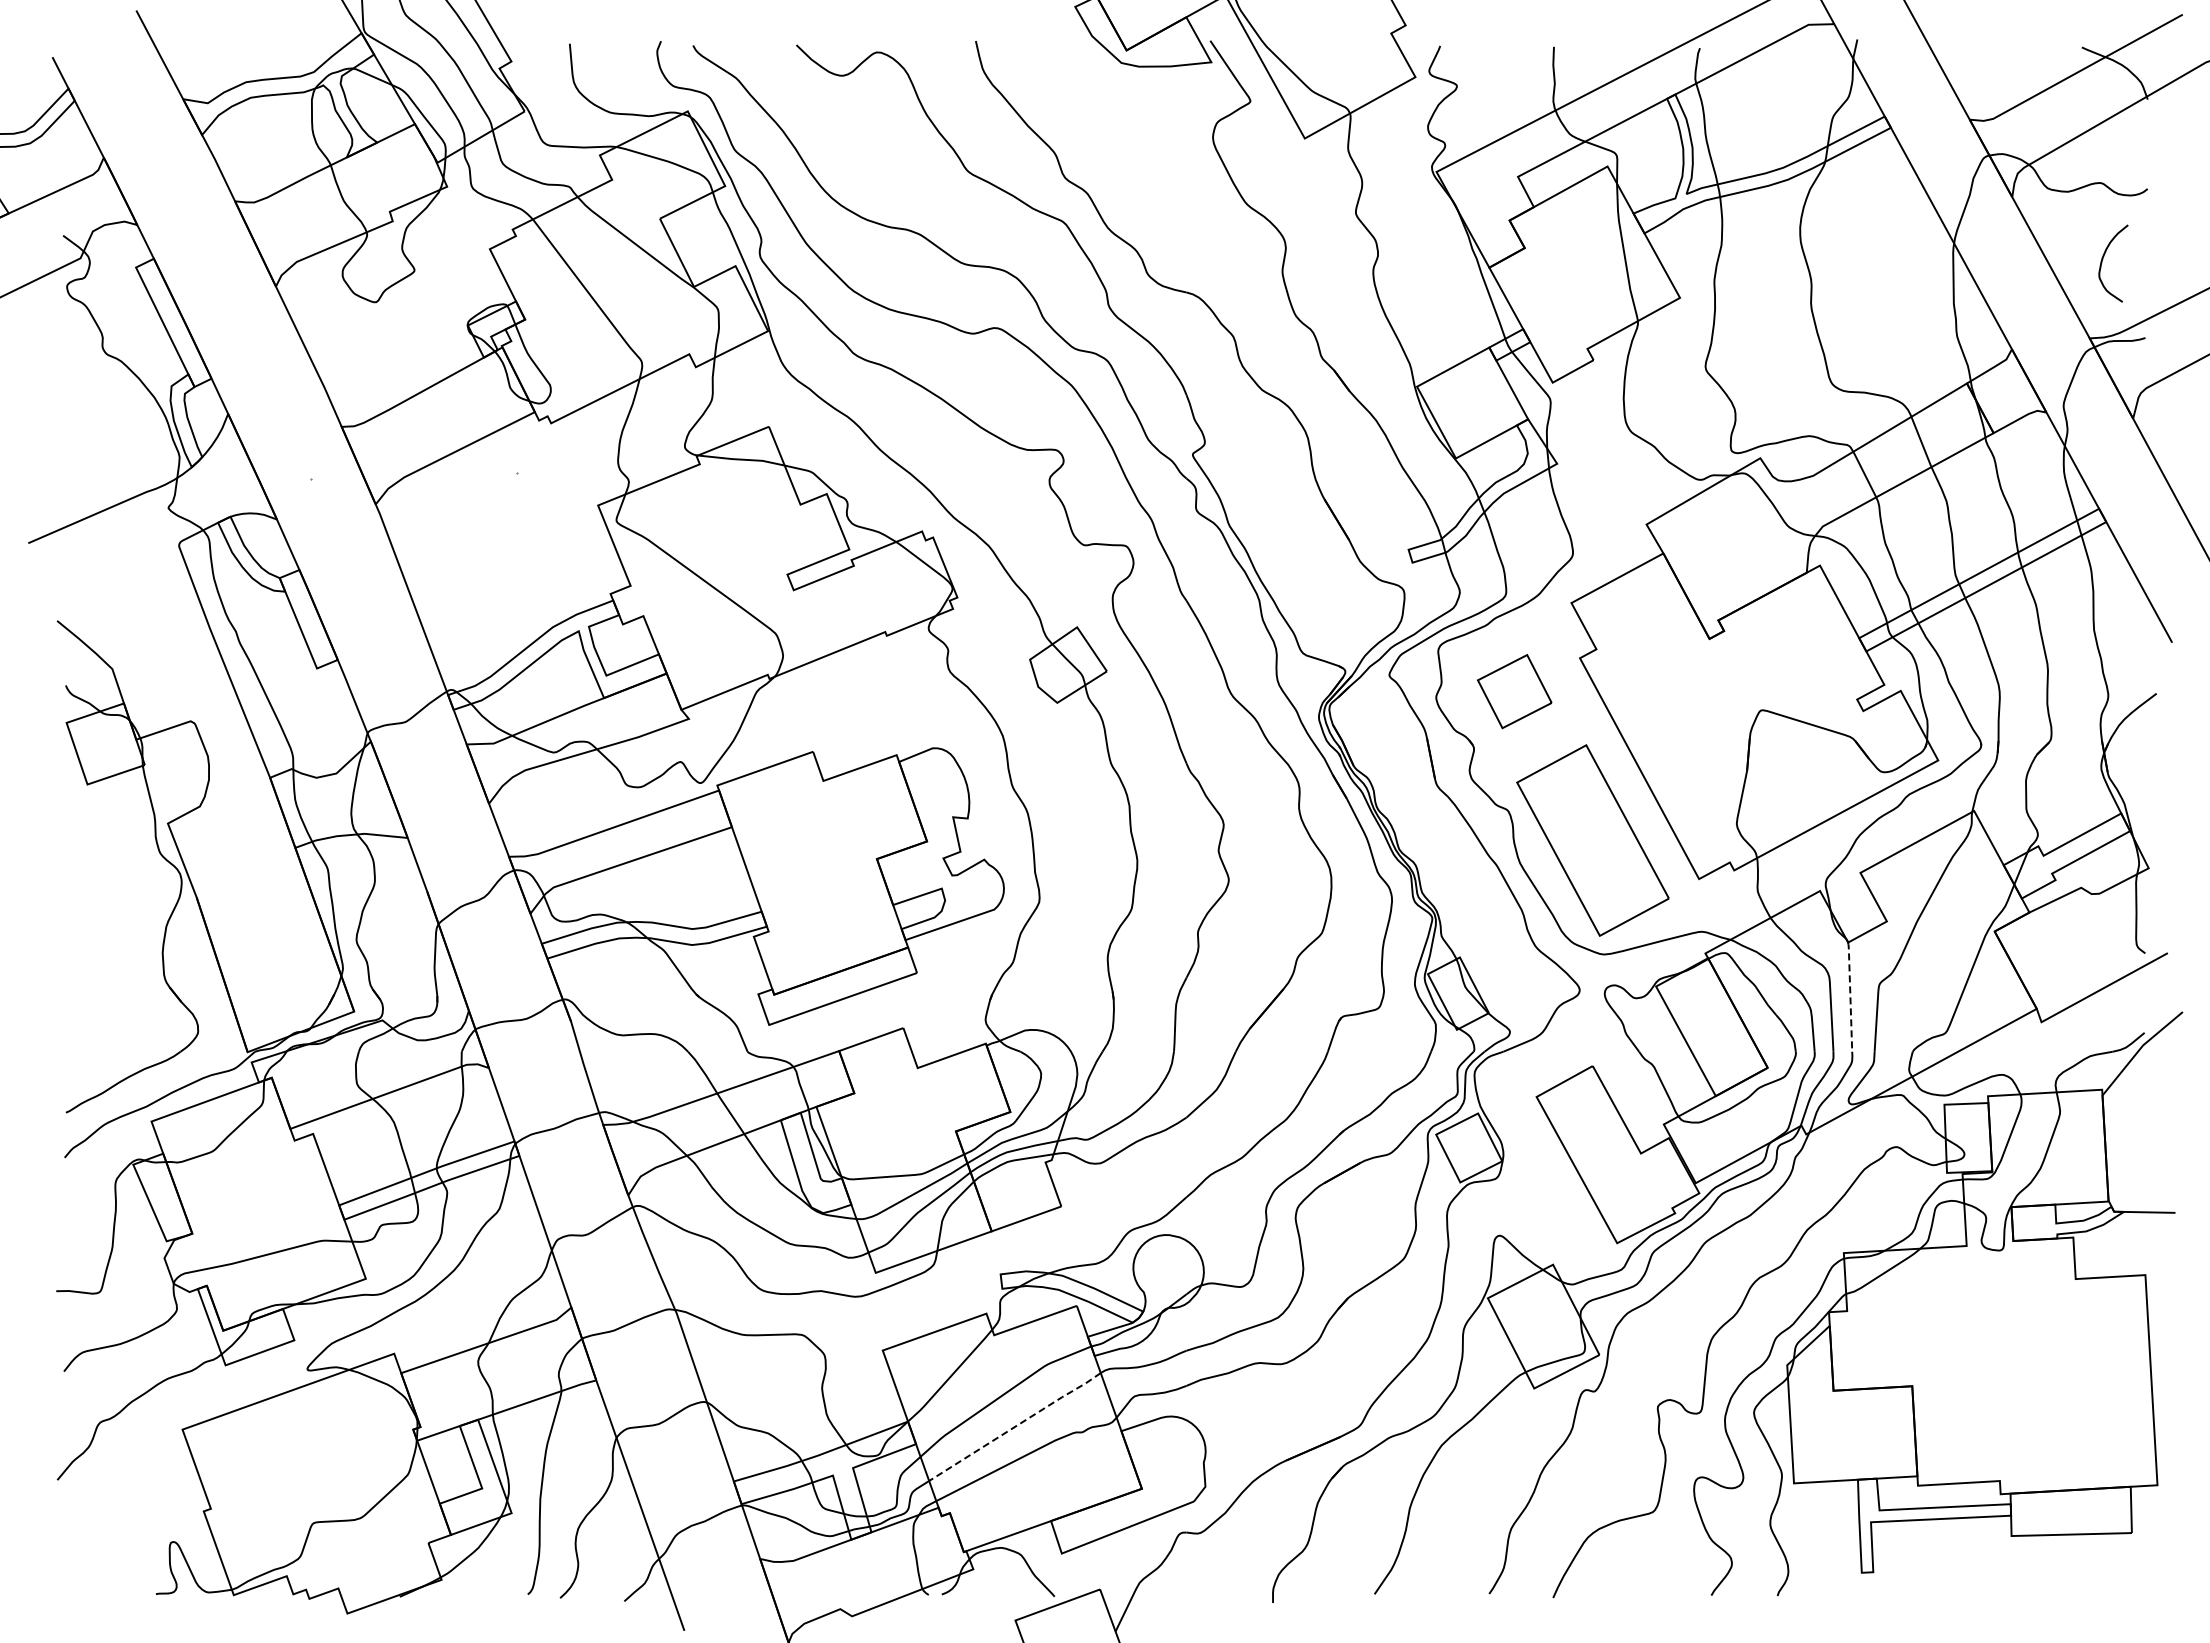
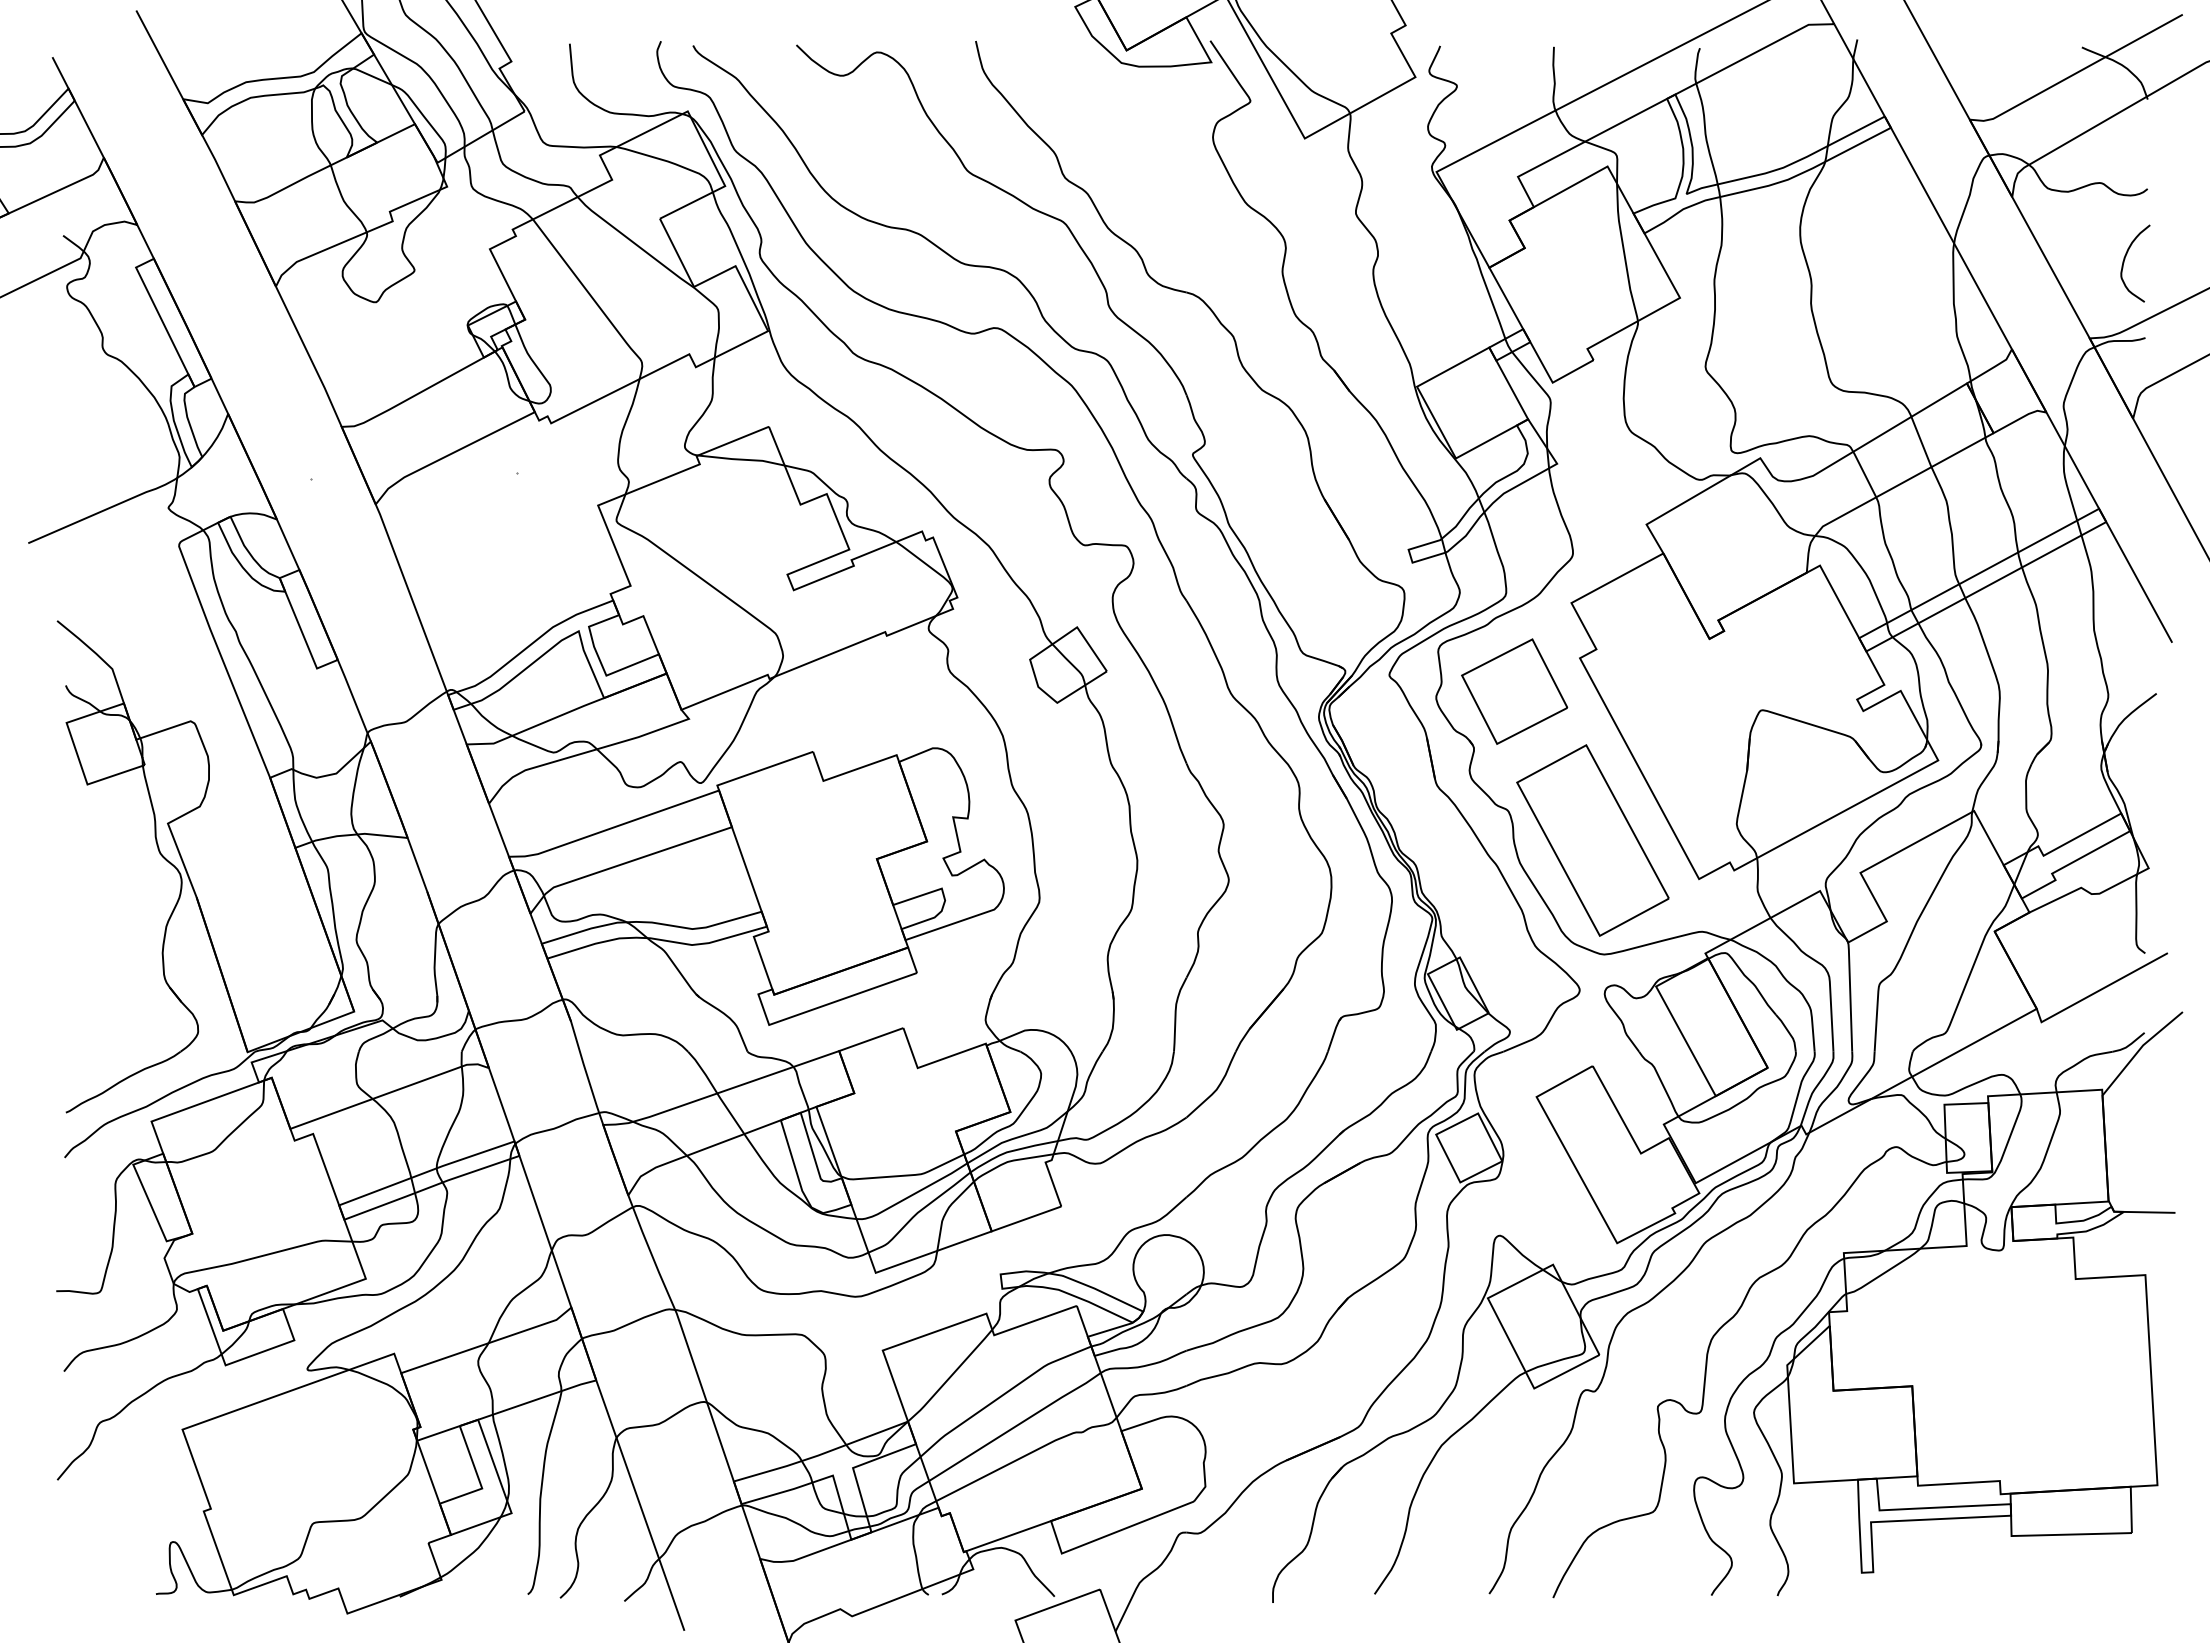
curve position: (2103, 259) -> (2125, 259) (2125, 259)
part size: 76x76 px -> 108x107 px (1514, 691)
line: dashed -> solid (1850, 996)
line: dashed -> solid (1015, 1426)
